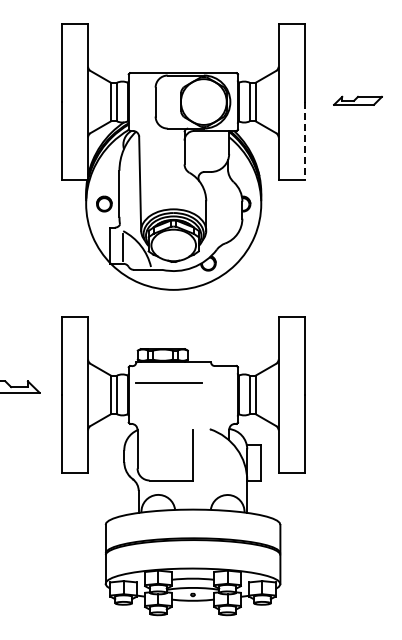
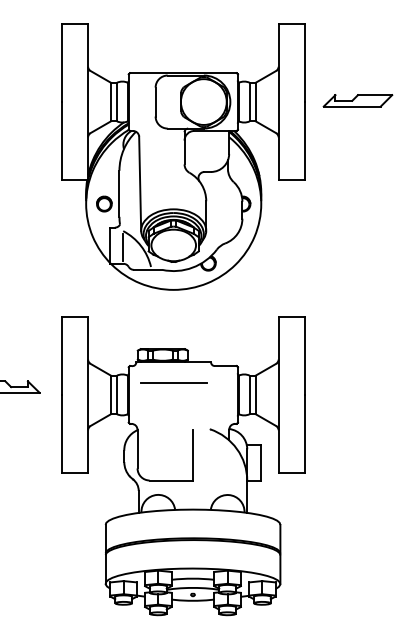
part size: 50x11 px -> 72x14 px (357, 100)
line: dashed -> solid (305, 141)
line position: (168, 382) -> (173, 382) (173, 382)
